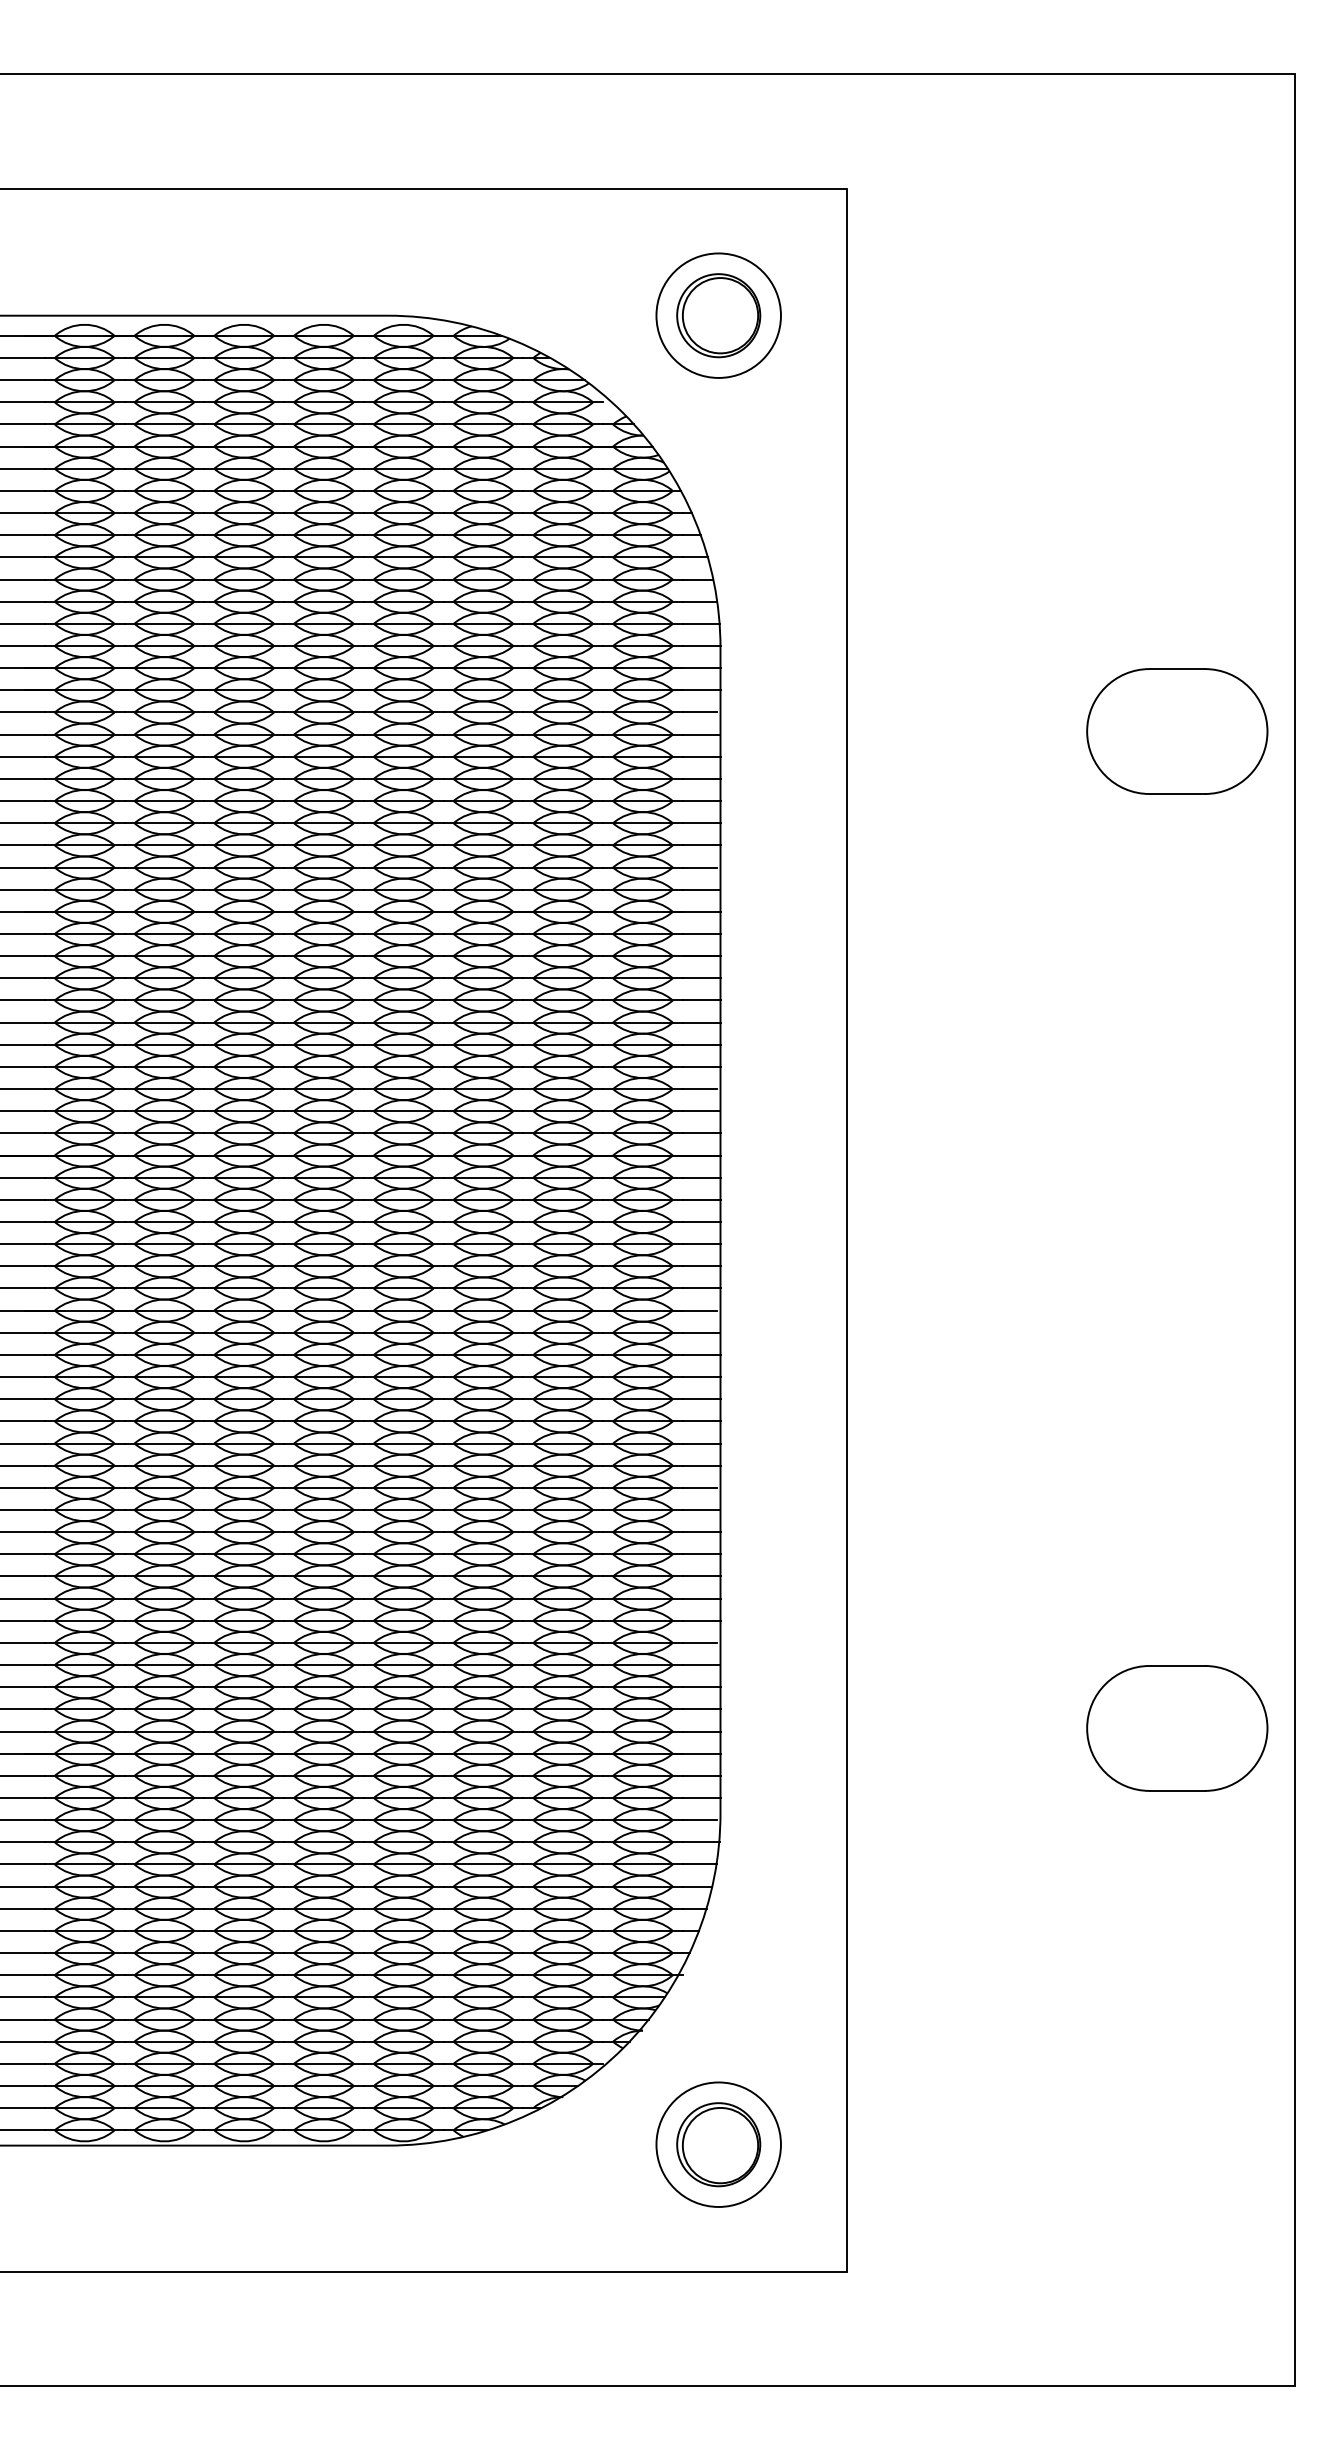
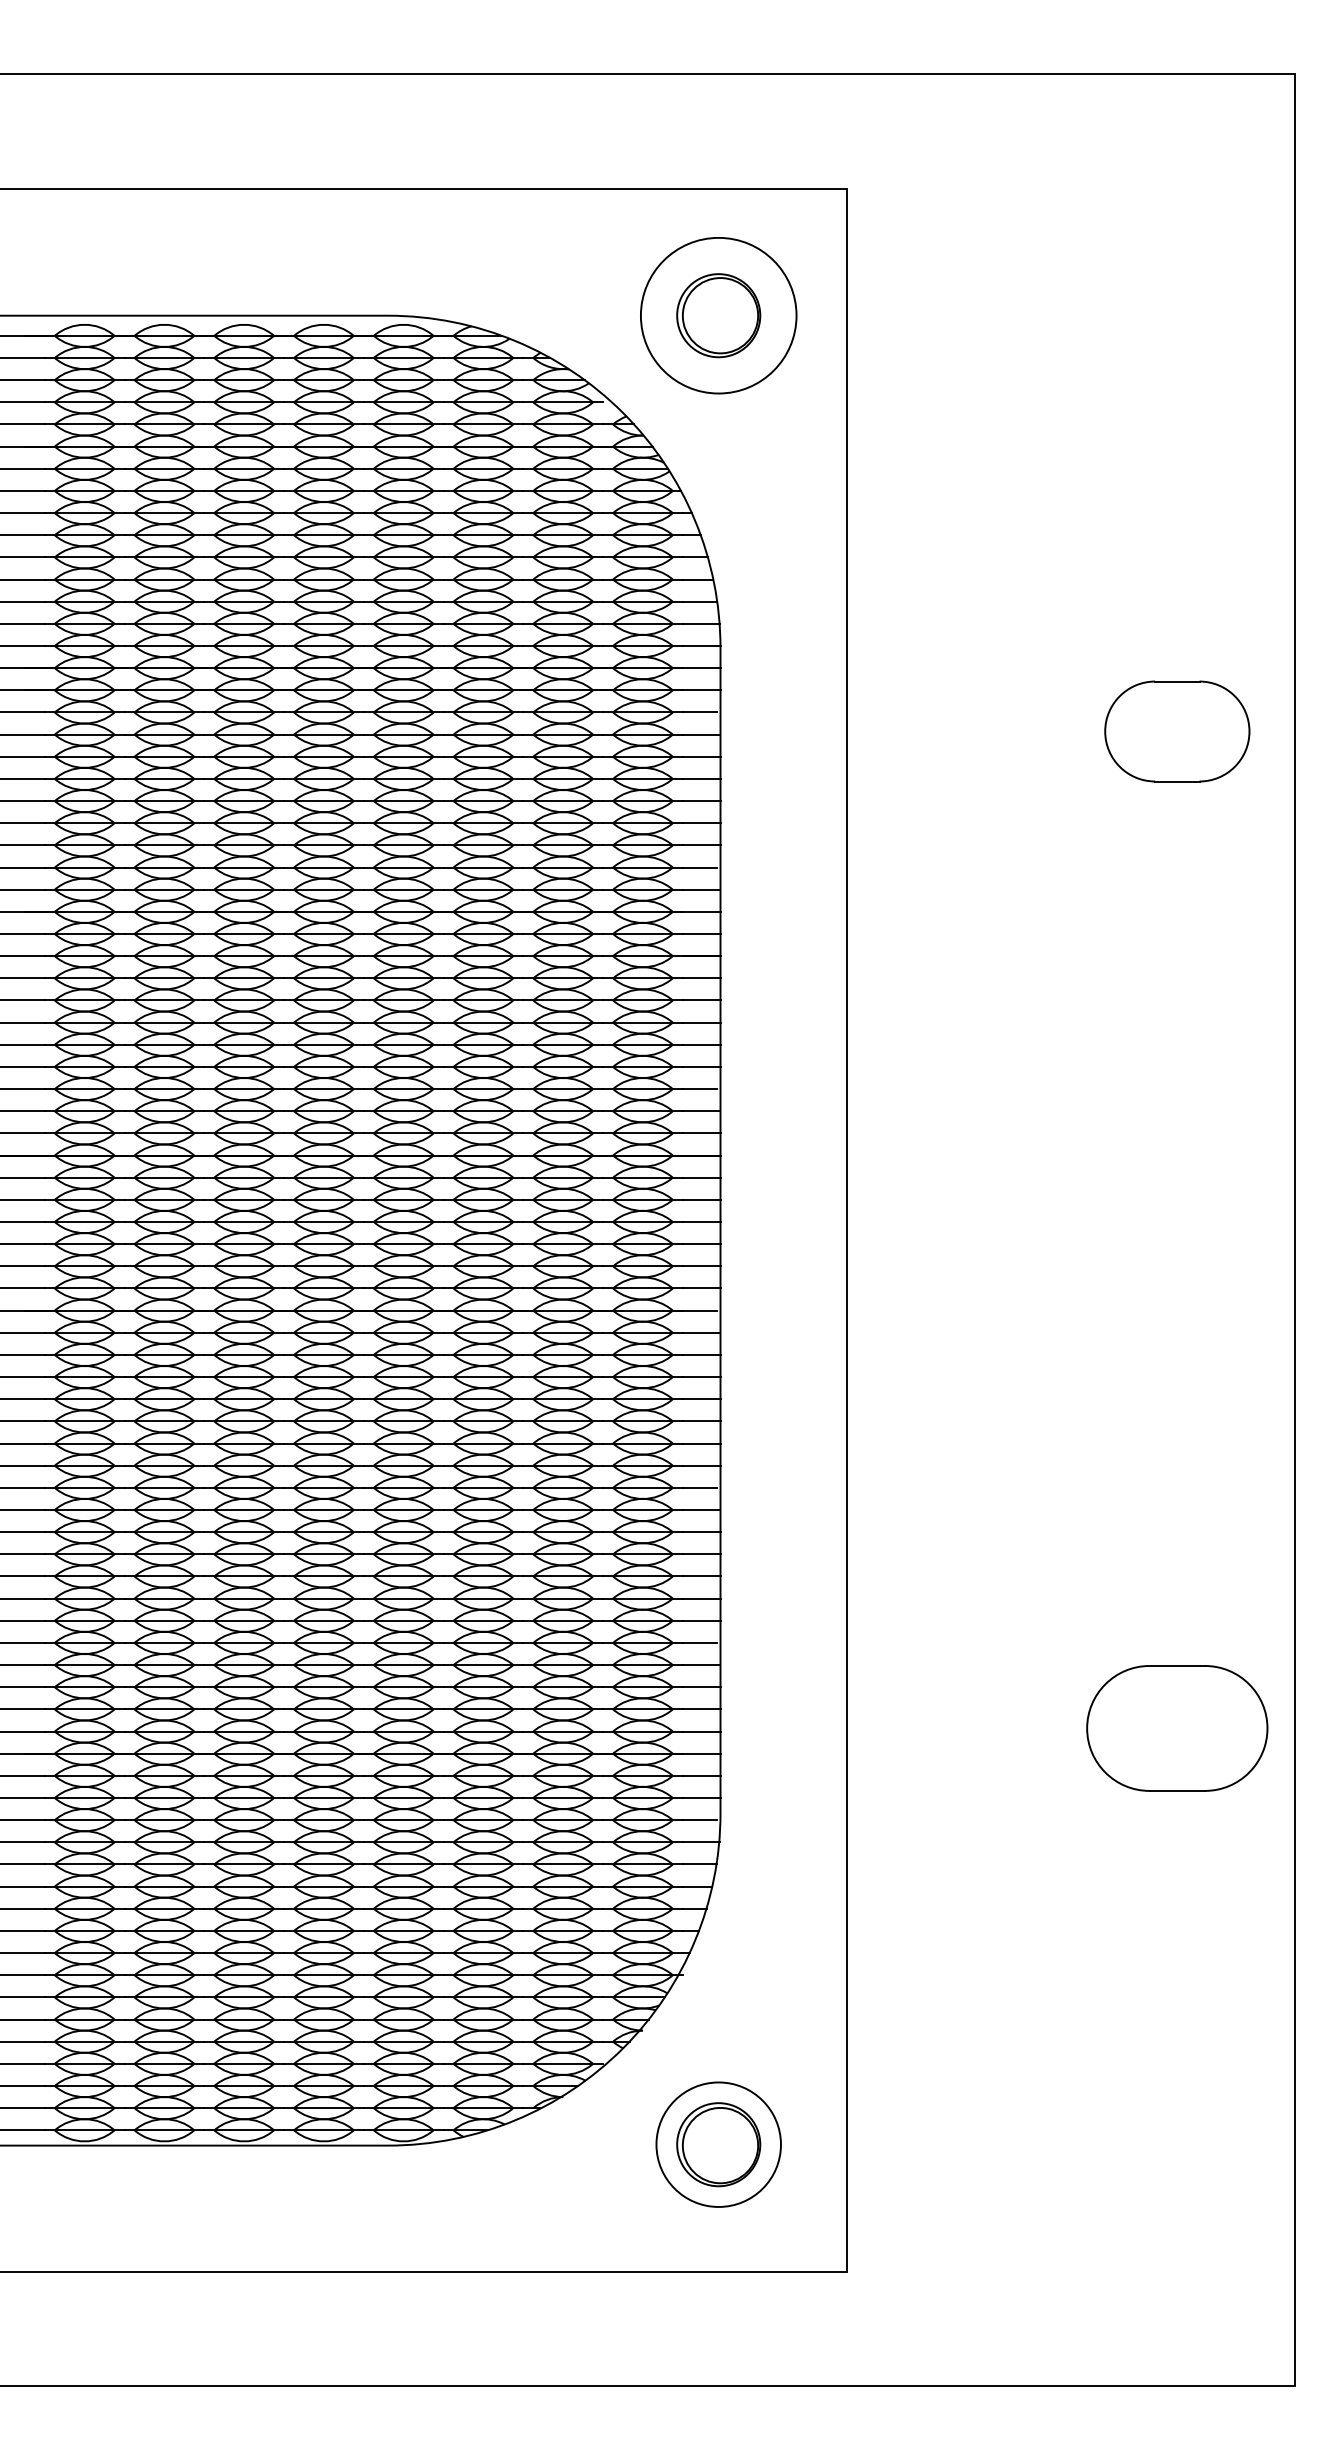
circle diameter: 125 px -> 156 px (718, 315)
part size: 183x127 px -> 147x103 px (1177, 731)
